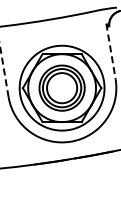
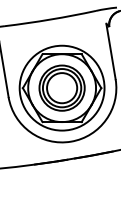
line: dashed -> solid (111, 51)
line: dashed -> solid (4, 71)
